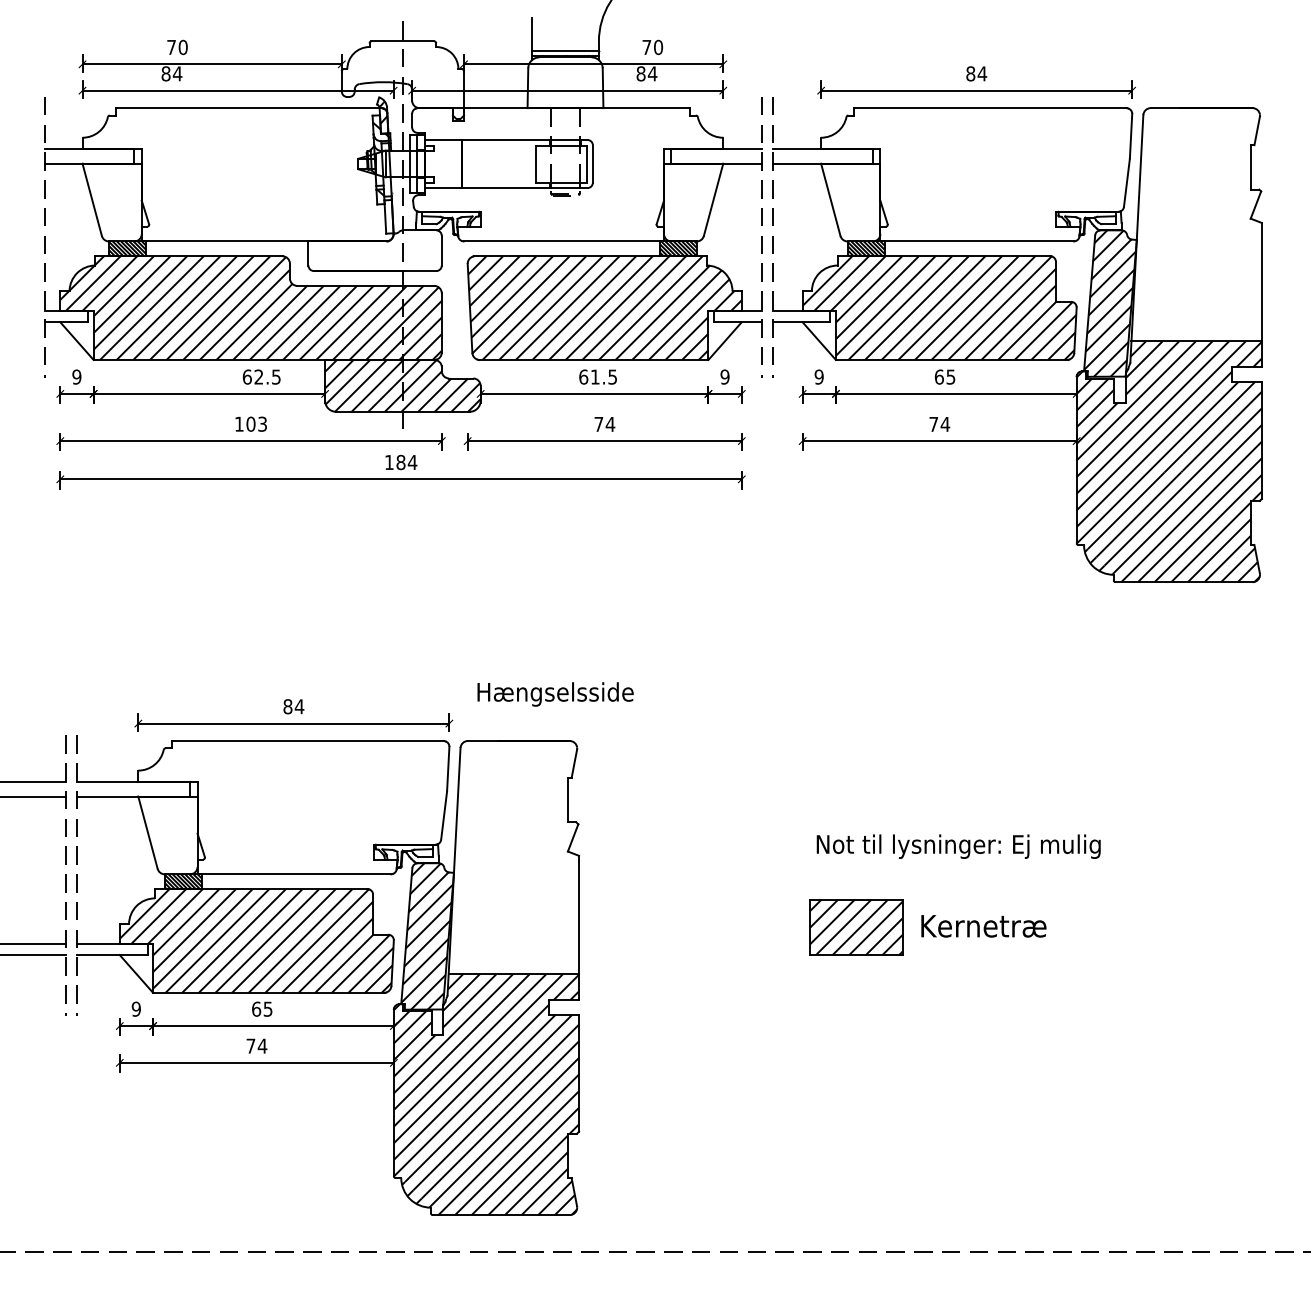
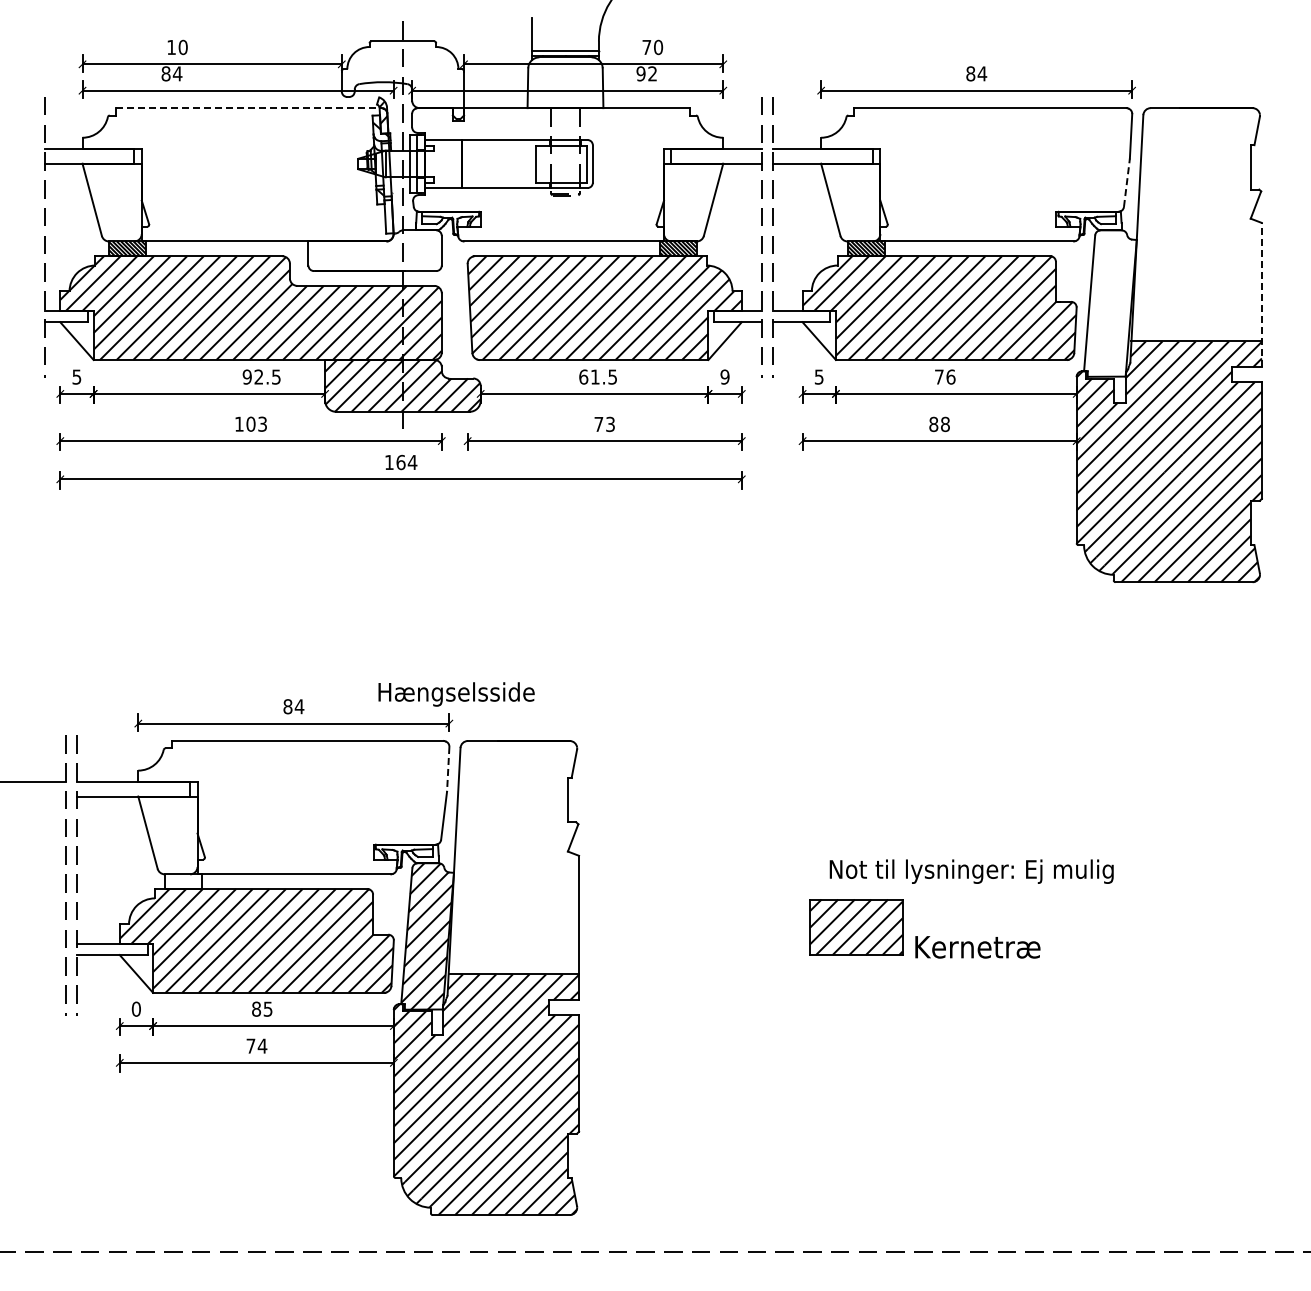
text: 70 -> 10 (171, 47)
text: 84 -> 92 (646, 73)
line: solid -> dashed (249, 108)
line: solid -> dashed (1126, 182)
line: solid -> dashed (1261, 294)
hatch: present -> none (1109, 303)
text: 9 -> 5 (76, 376)
text: 62.5 -> 92.5 (246, 376)
text: 9 -> 5 (818, 376)
text: 65 -> 76 (944, 376)
text: 74 -> 73 (610, 424)
text: 74 -> 88 (939, 424)
text: 184 -> 164 (400, 461)
text position: (555, 694) -> (456, 694) (456, 694)
line: solid -> dashed (448, 769)
line: present -> none (33, 796)
text position: (958, 846) -> (971, 871) (971, 871)
hatch: present -> none (182, 881)
text position: (983, 926) -> (977, 947) (977, 947)
line: present -> none (33, 943)
line: present -> none (33, 955)
text: 65 -> 85 (256, 1008)
text: 9 -> 0 (135, 1009)
